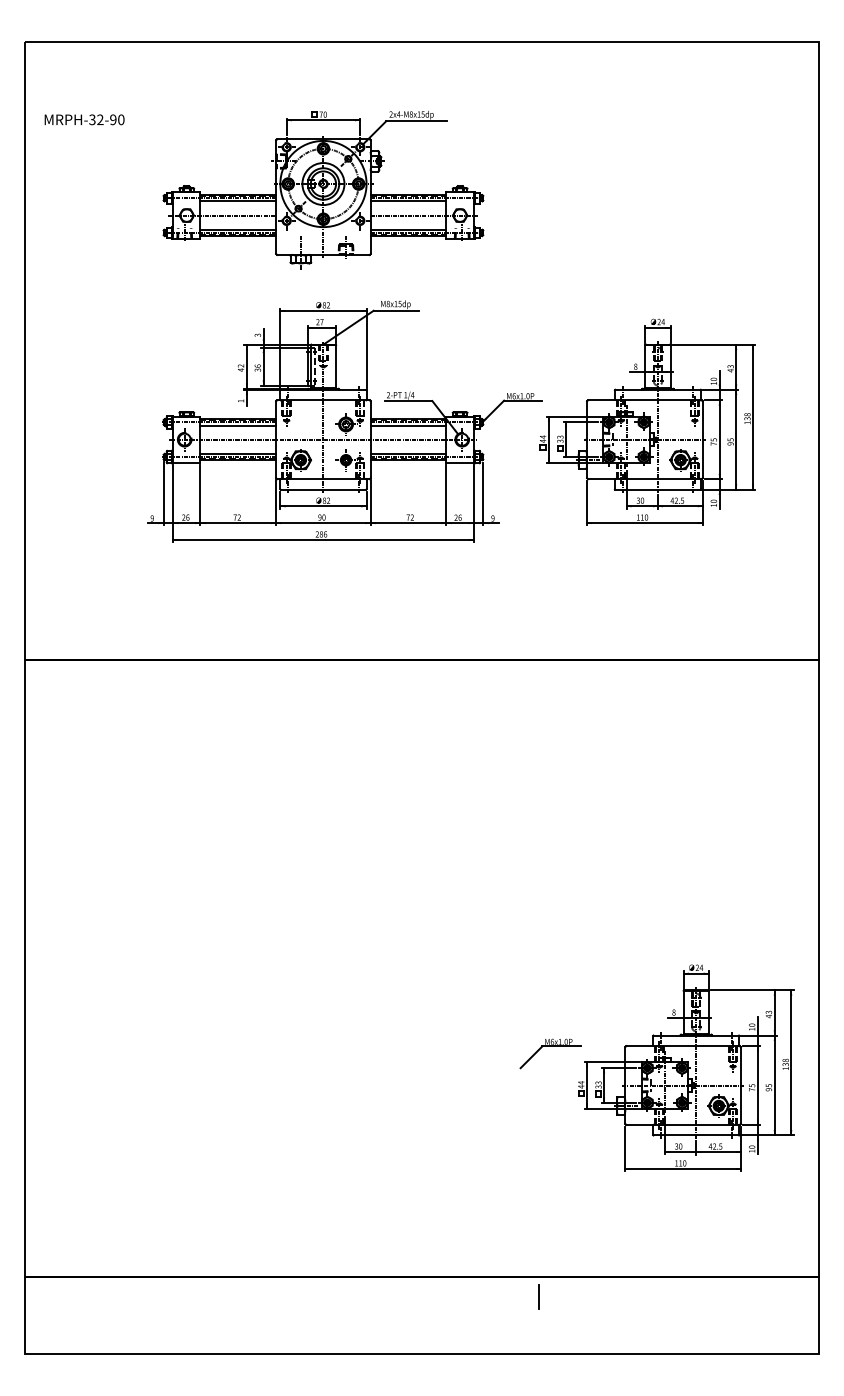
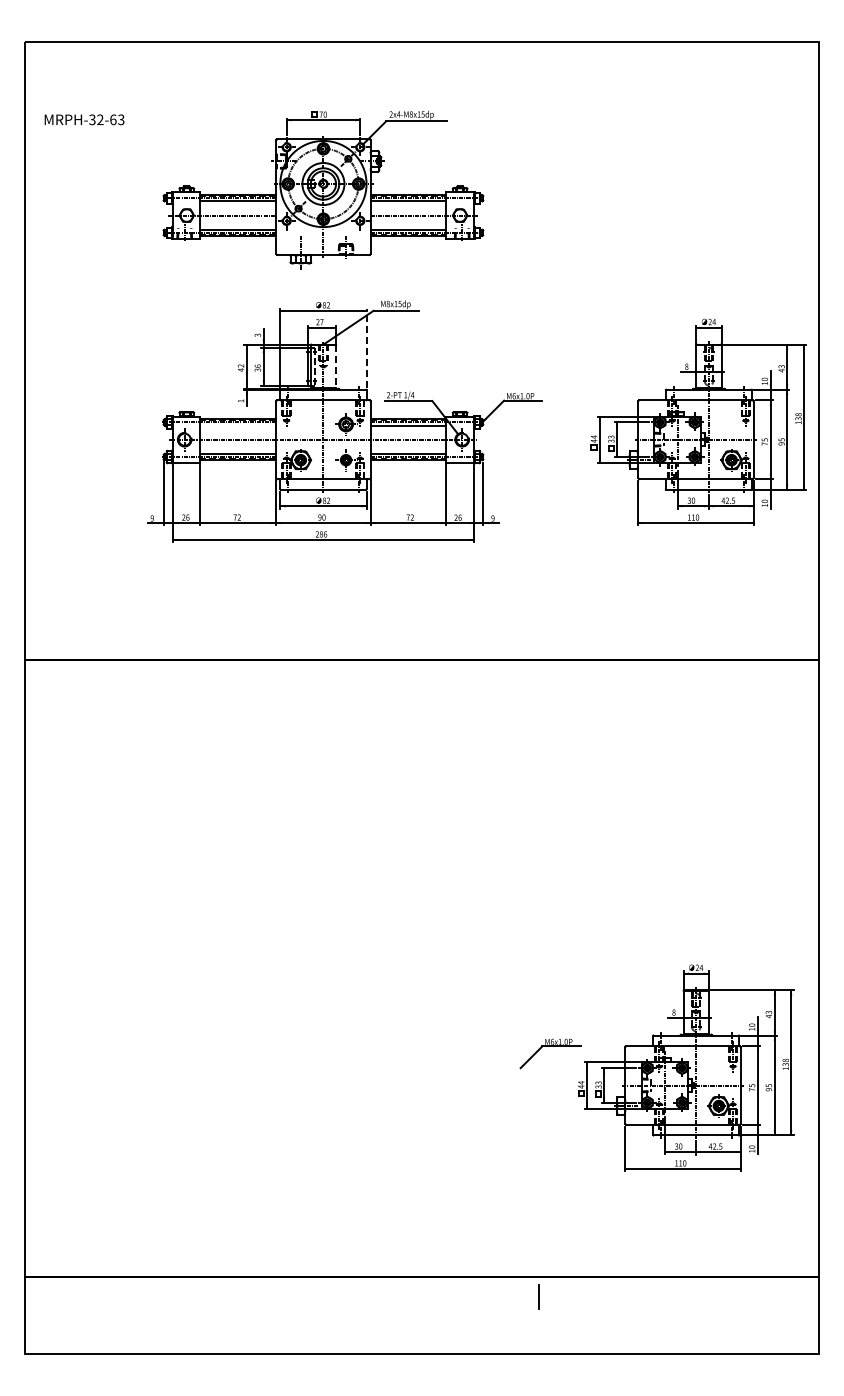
text: MRPH-32-90 -> MRPH-32-63 (117, 119)
line: solid -> dashed (366, 347)
line: solid -> dashed (336, 366)
part position: (647, 421) -> (698, 421) (698, 421)
line: present -> none (238, 425)
